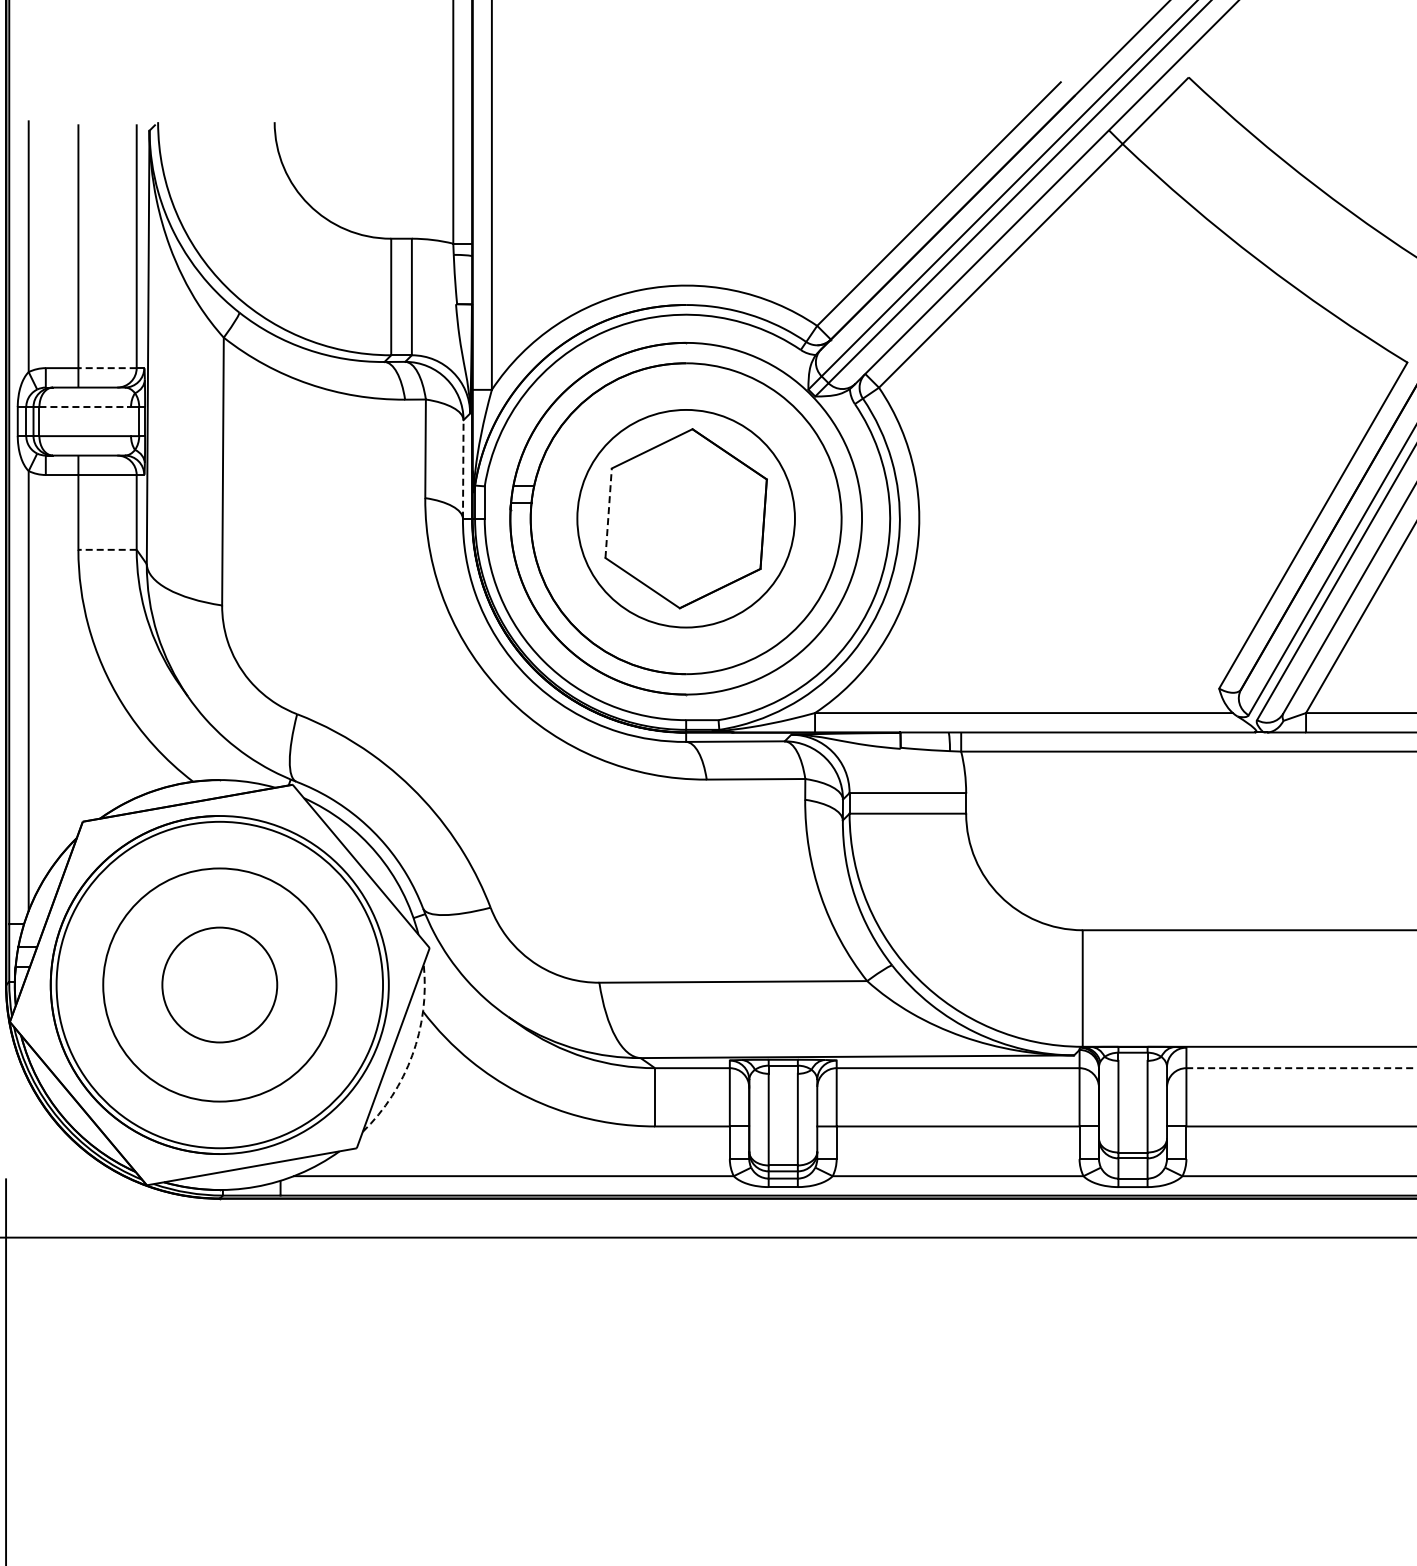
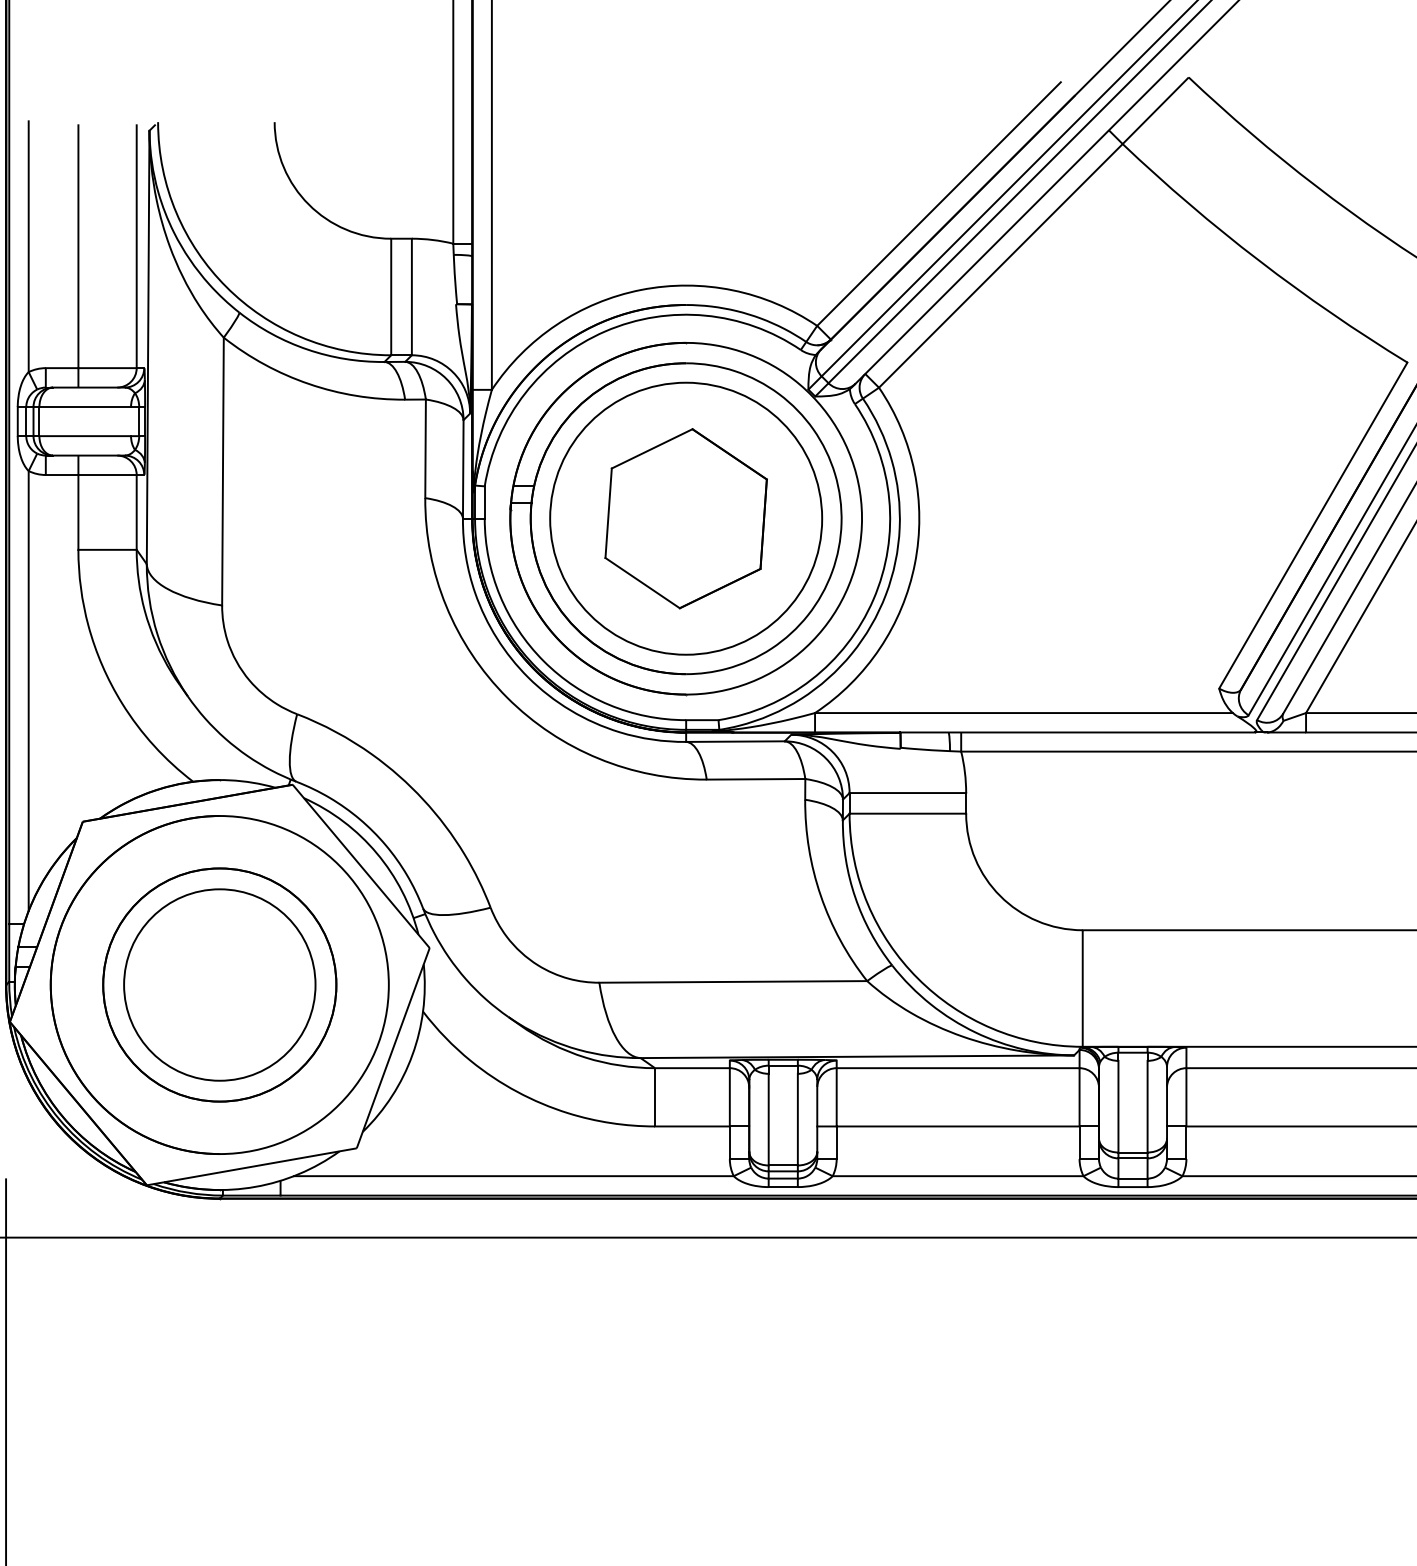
line: dashed -> solid (107, 368)
line: dashed -> solid (85, 407)
line: dashed -> solid (463, 468)
line: dashed -> solid (608, 513)
circle diameter: 218 px -> 272 px (686, 518)
line: dashed -> solid (107, 549)
circle diameter: 115 px -> 191 px (219, 984)
circle diameter: 326 px -> 233 px (219, 984)
arc: dashed -> solid (412, 1055)
line: dashed -> solid (1301, 1068)
